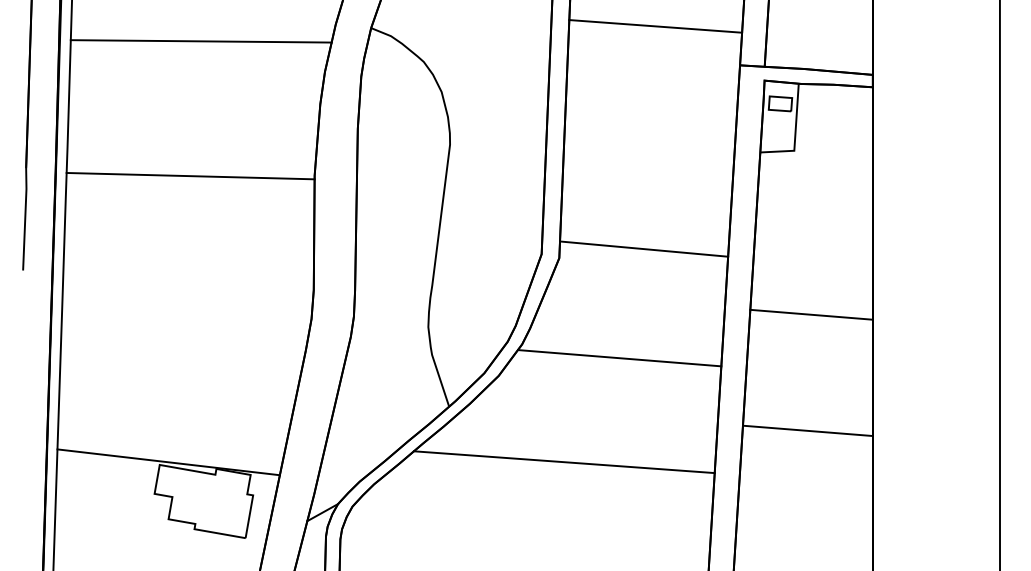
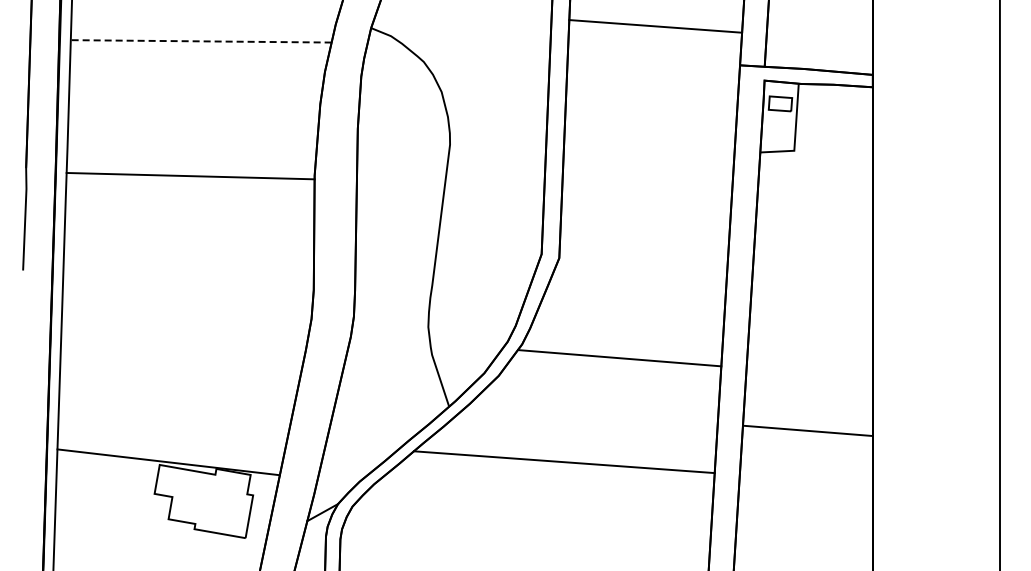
line: solid -> dashed (200, 41)
line: present -> none (644, 248)
line: present -> none (811, 314)
